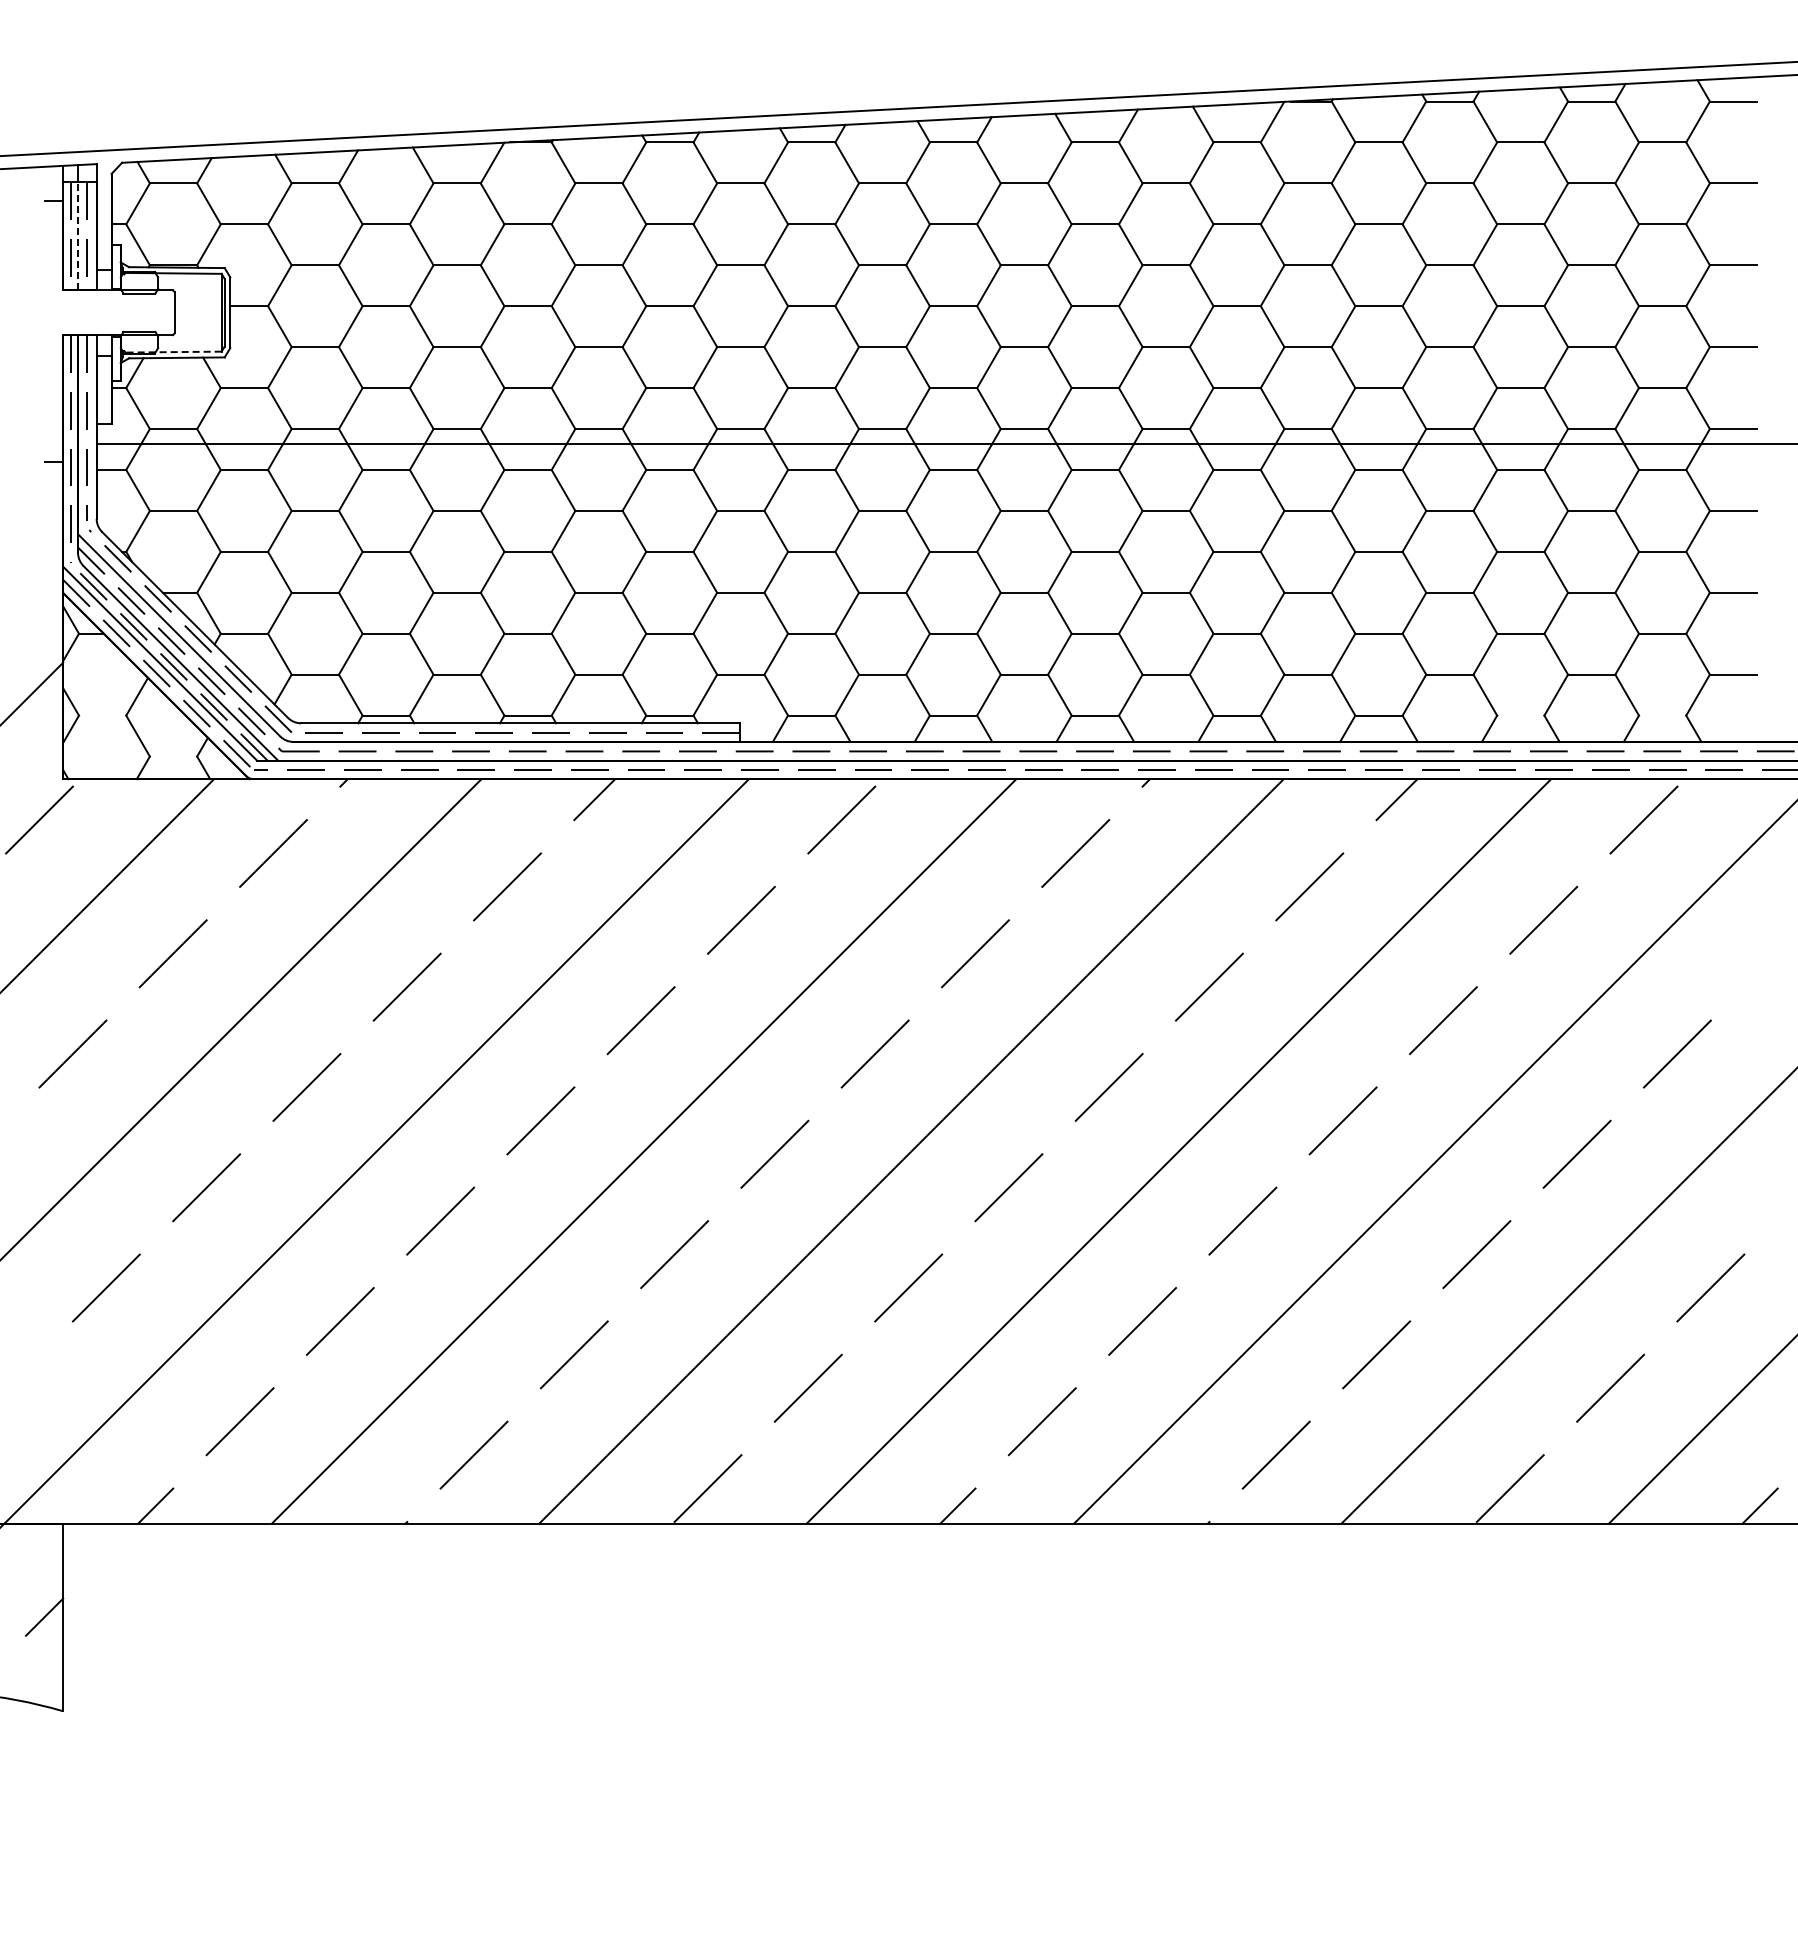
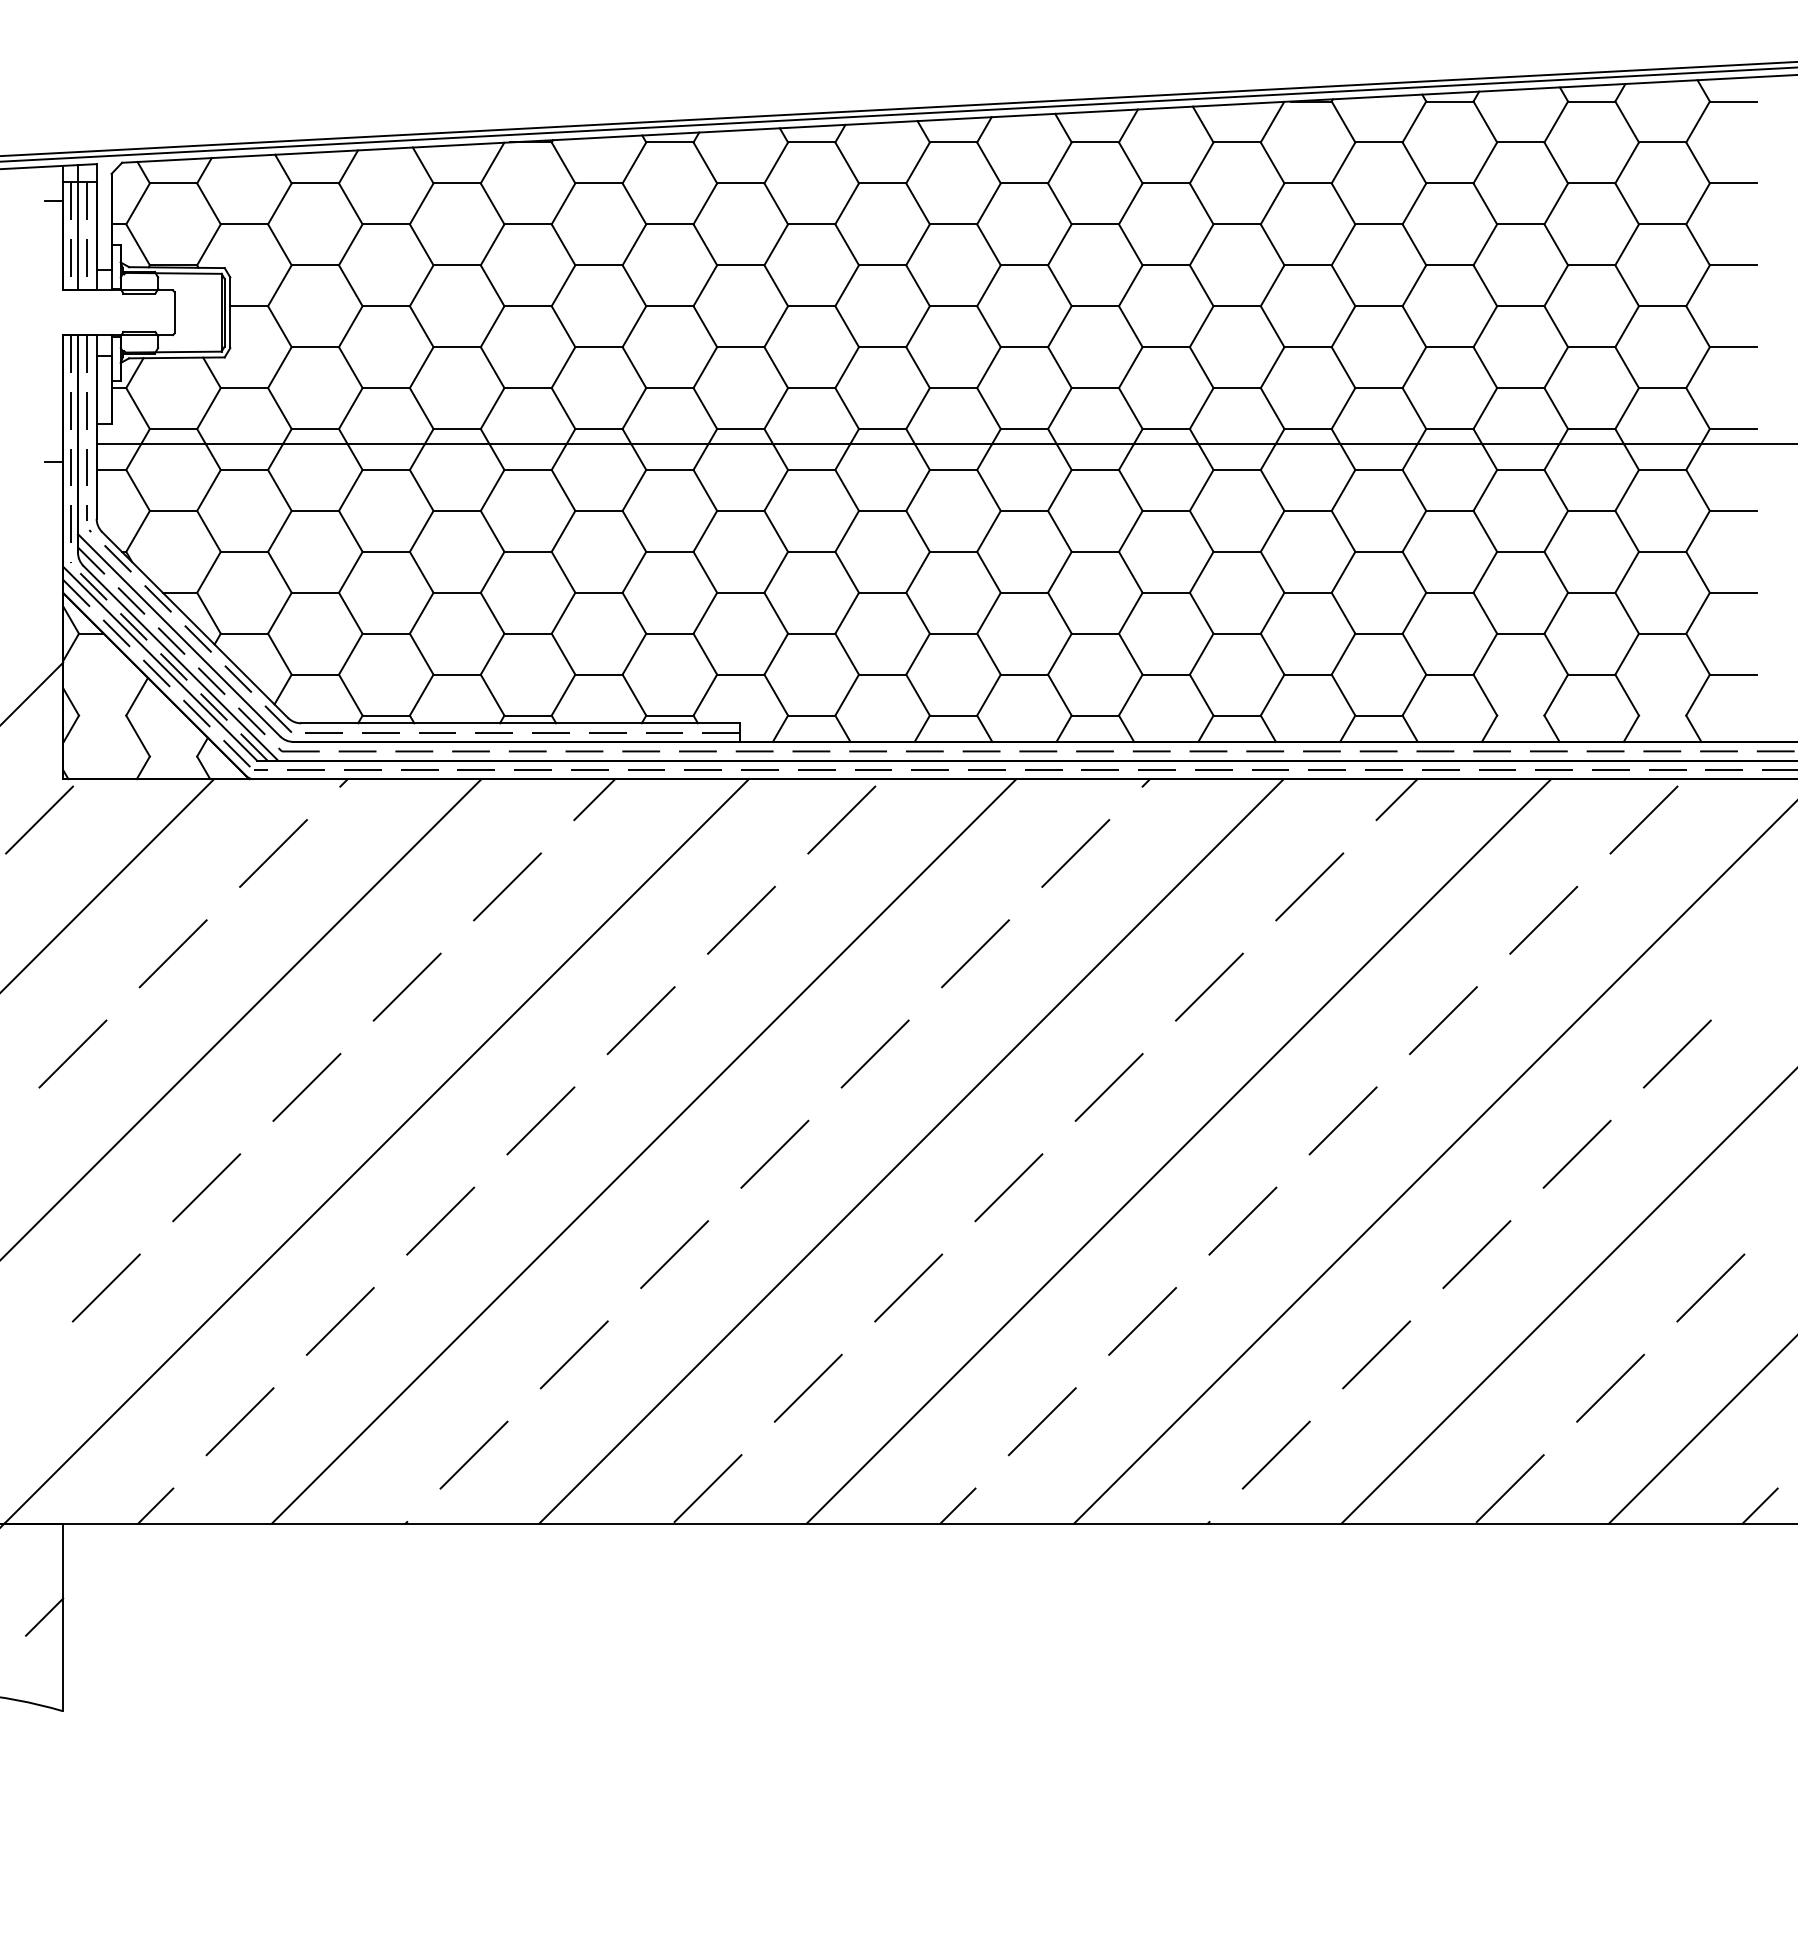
line: none -> present (898, 114)
line: dashed -> solid (78, 236)
line: dashed -> solid (173, 352)
